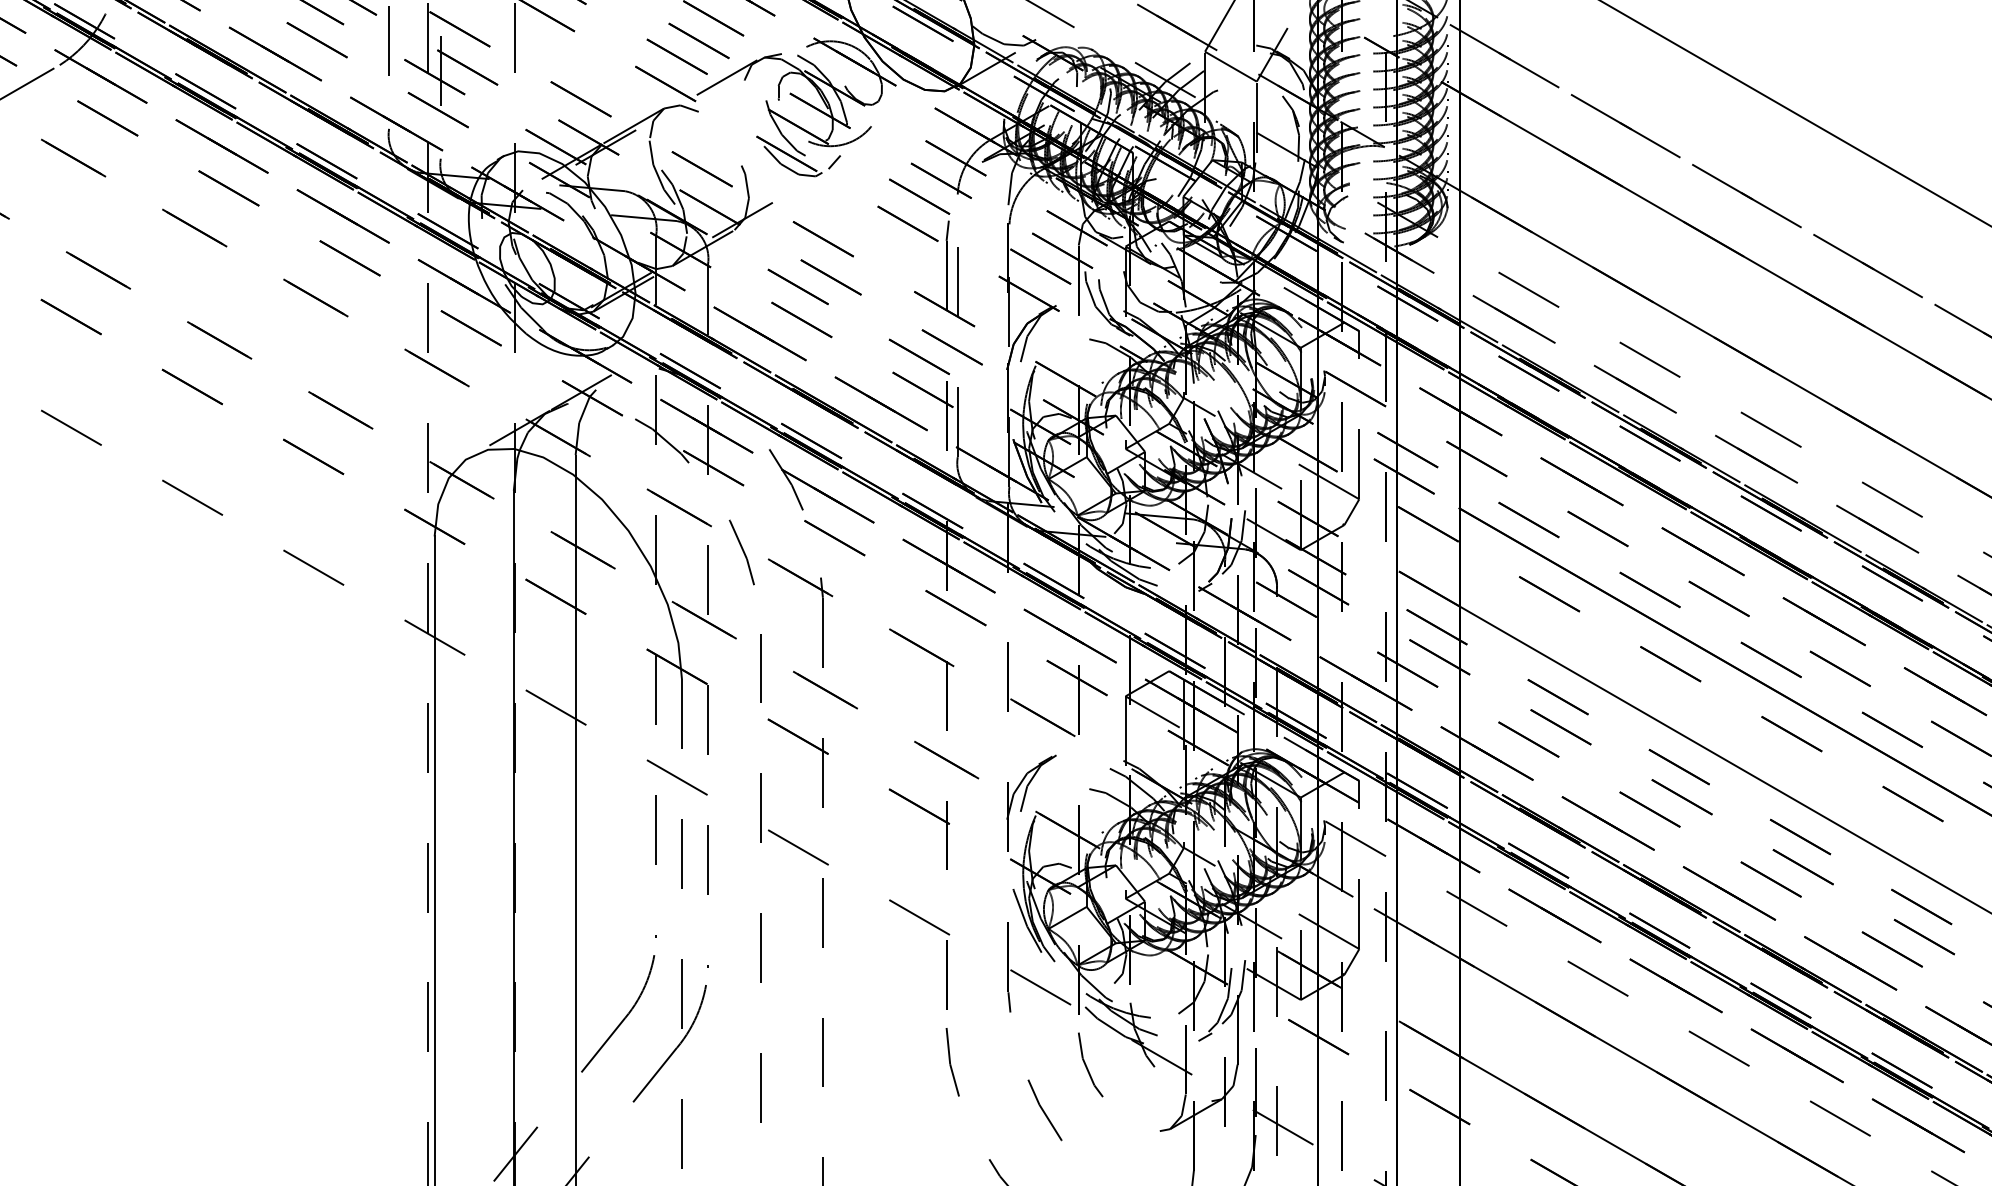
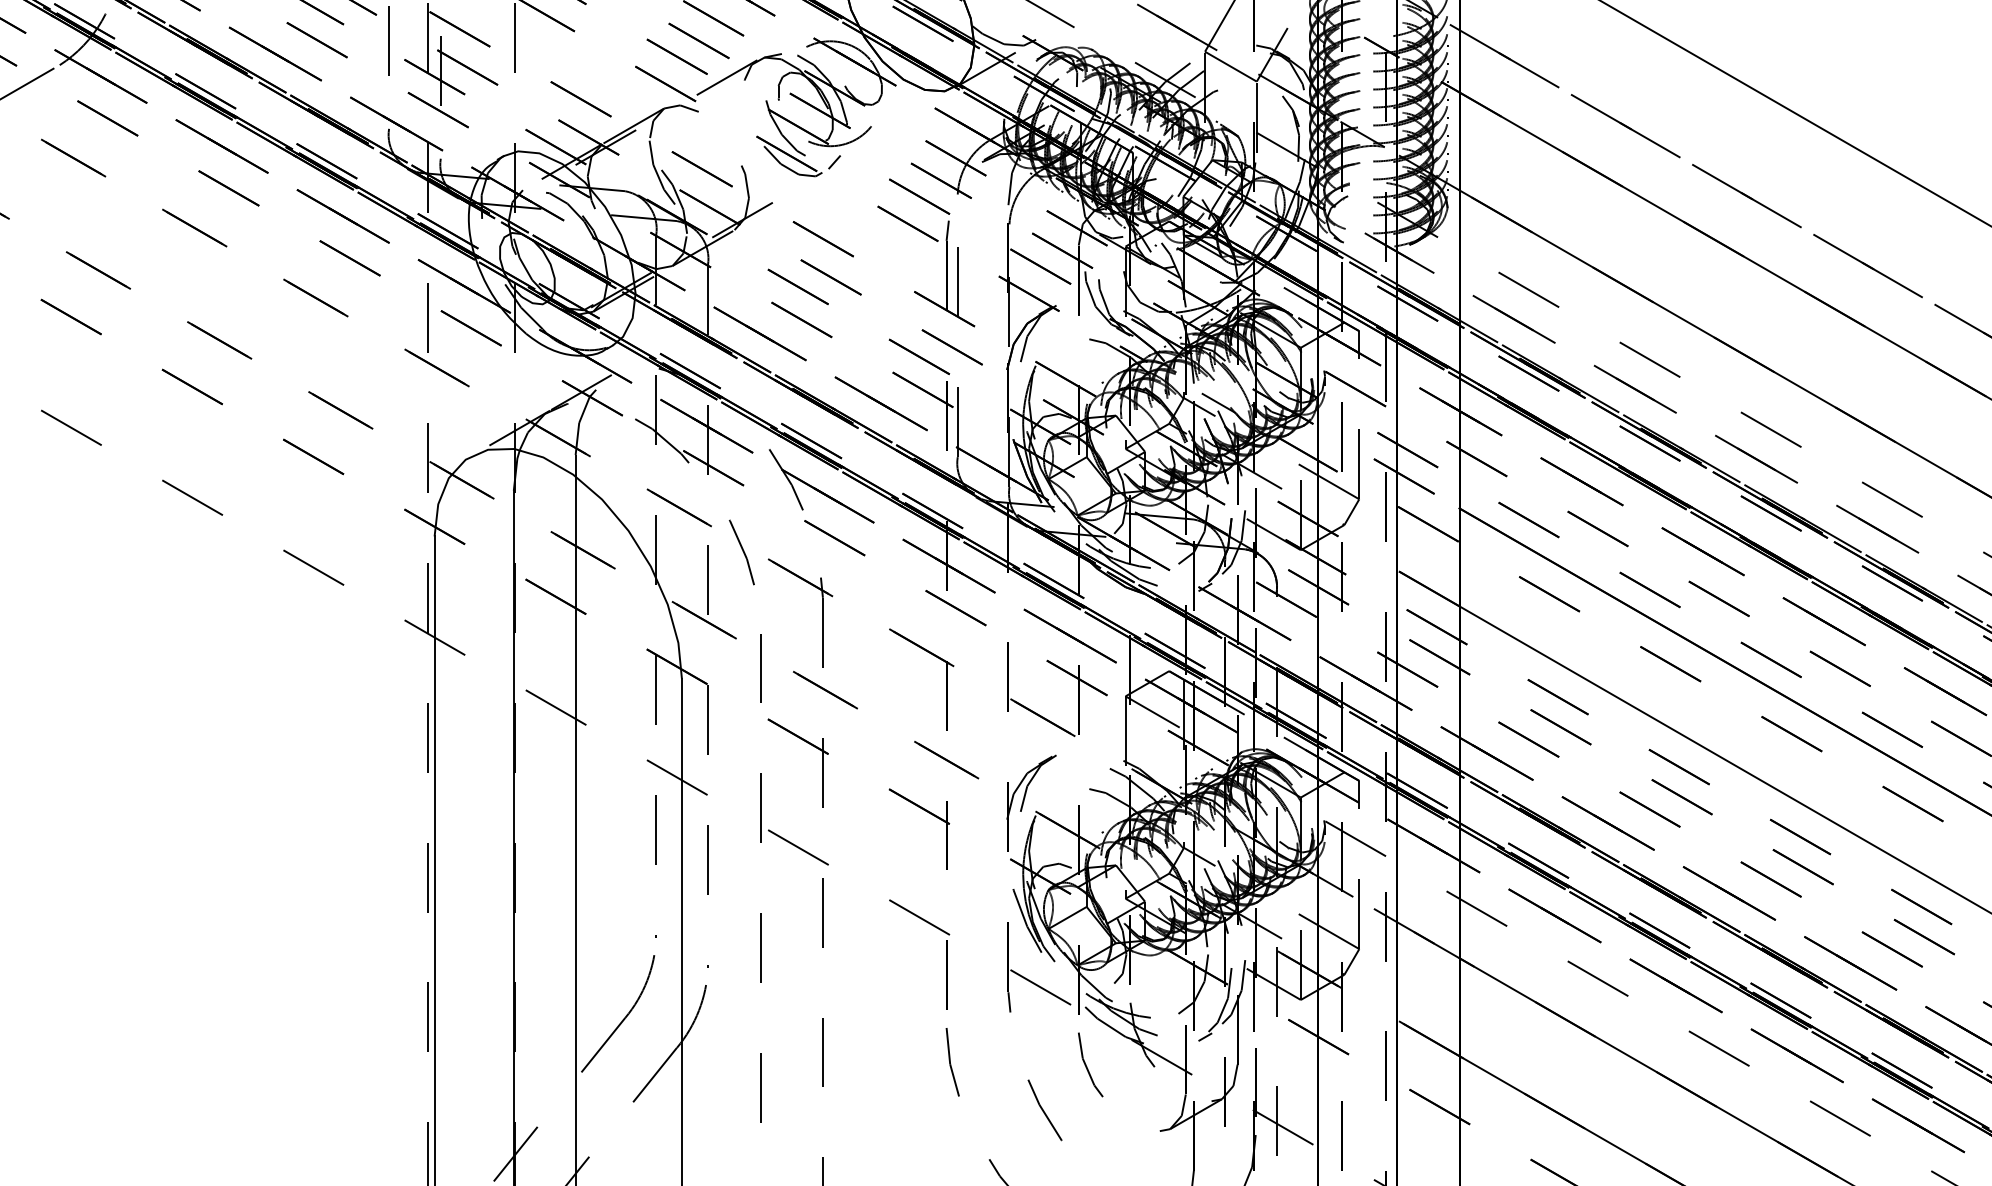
line: none -> present (1218, 403)
line: dashed -> solid (681, 932)
